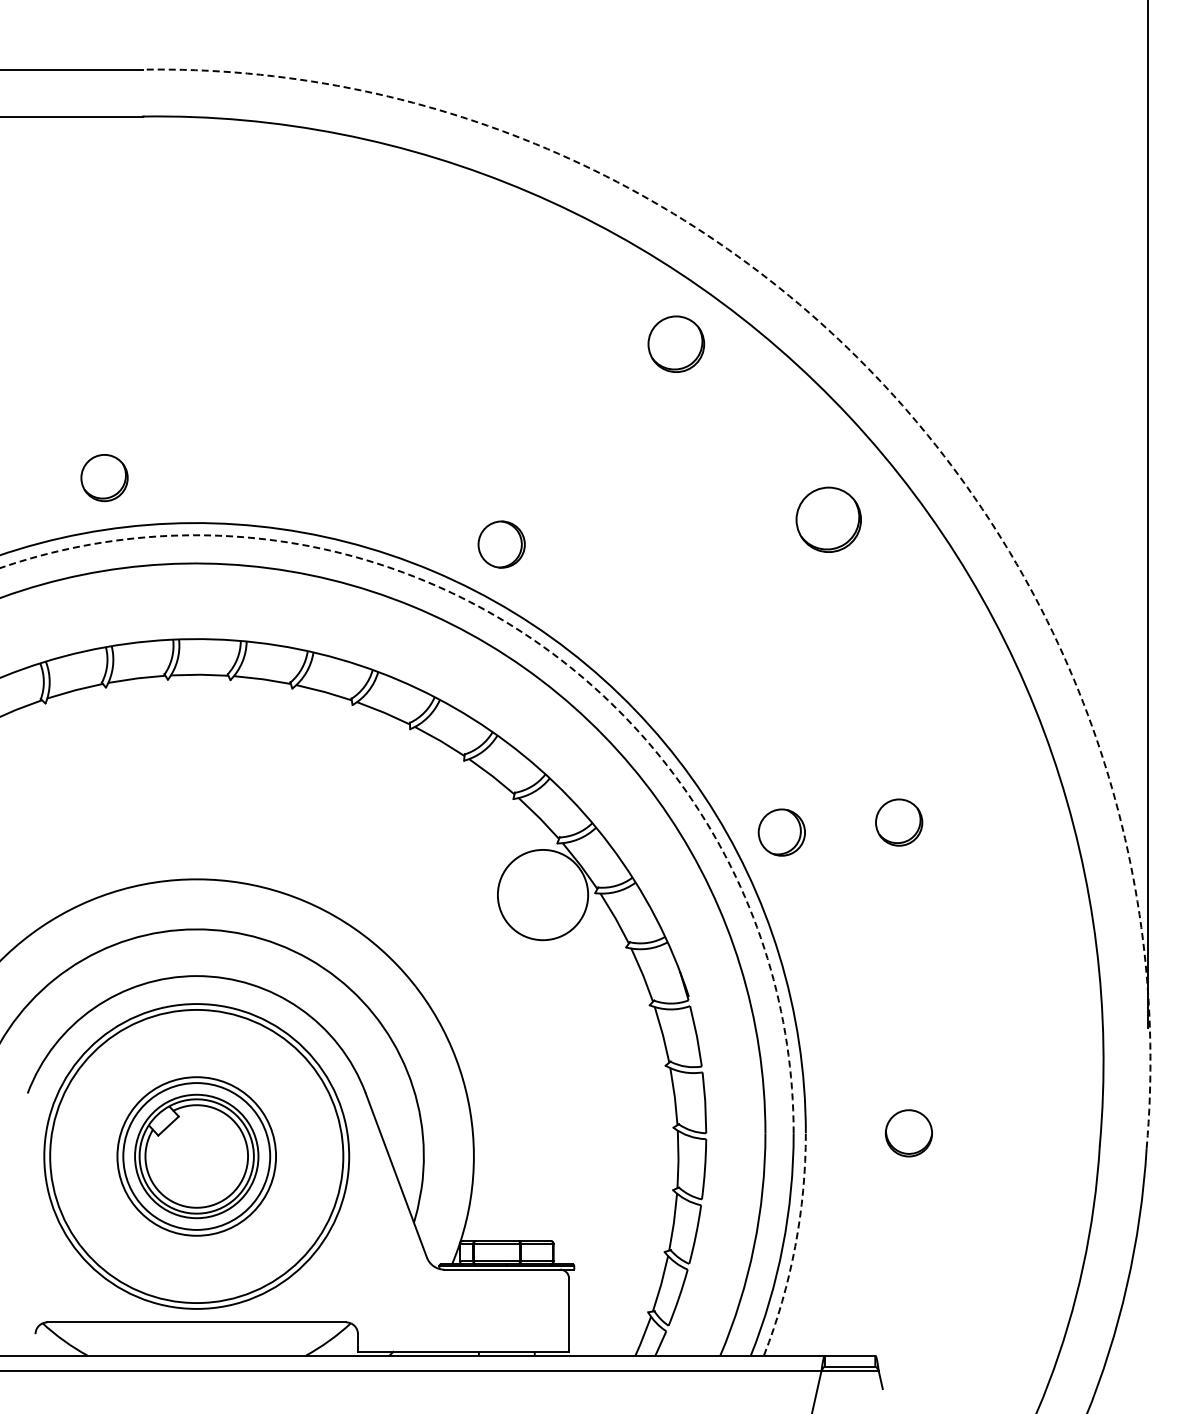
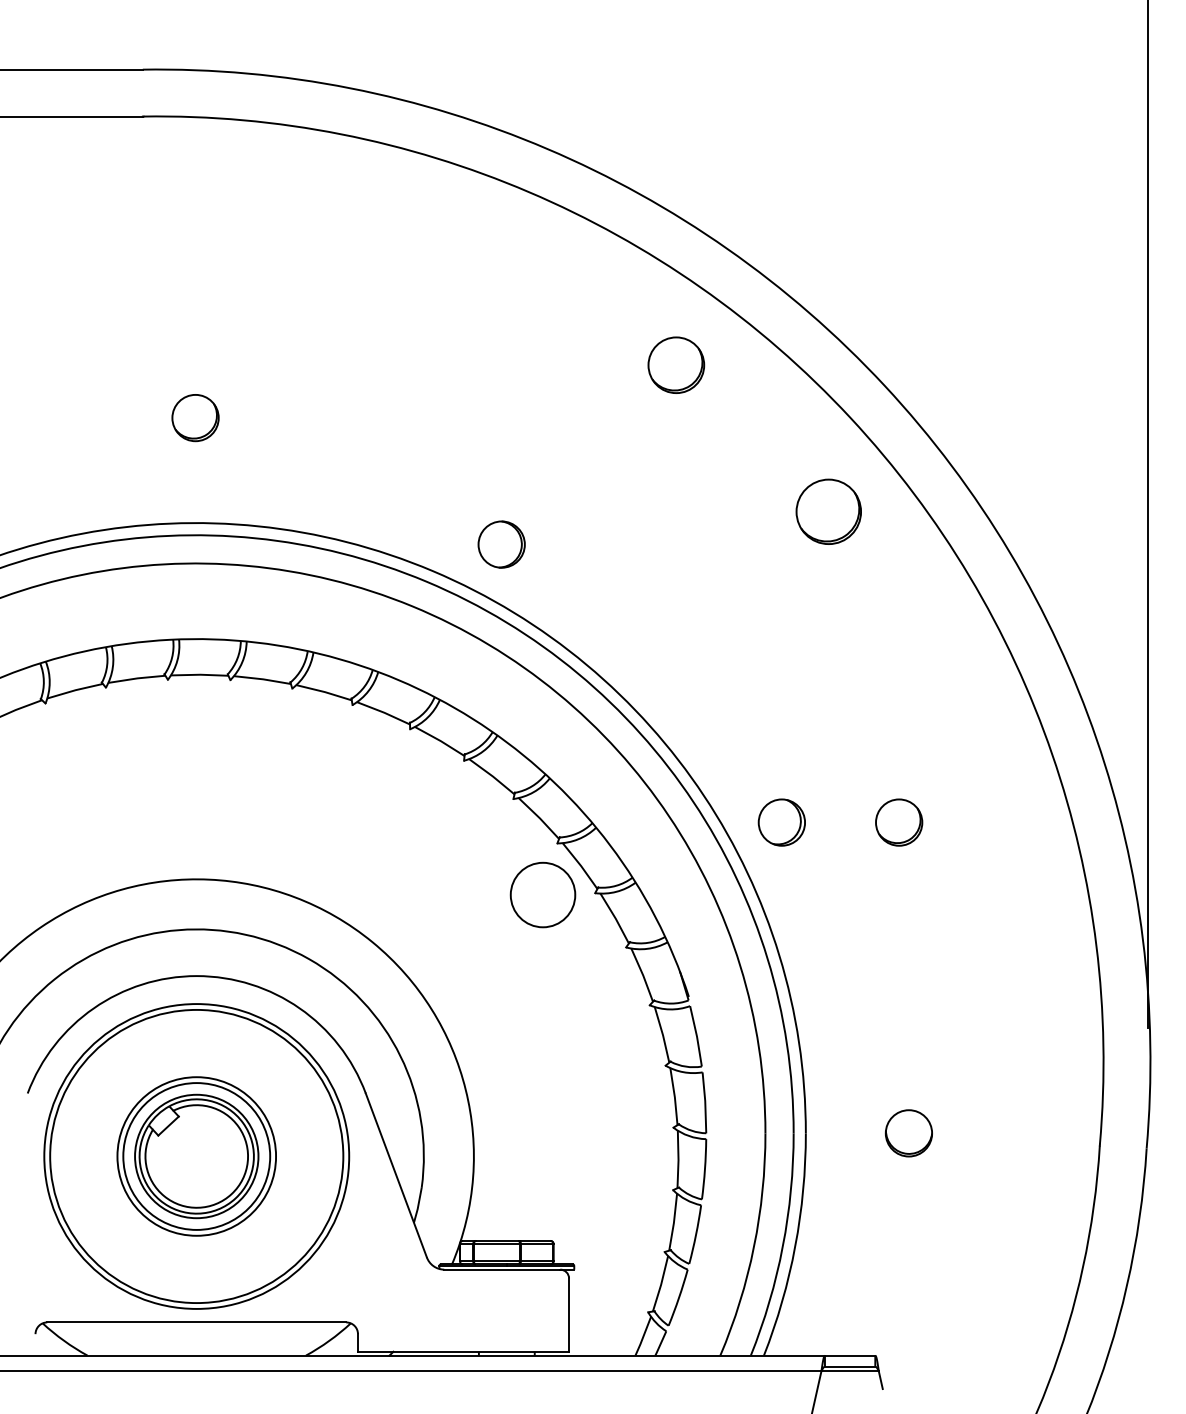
part position: (676, 343) -> (676, 364) (676, 364)
arc: dashed -> solid (884, 385)
part position: (104, 478) -> (195, 418) (195, 418)
part position: (828, 519) -> (828, 511) (828, 511)
arc: dashed -> solid (541, 645)
part position: (781, 832) -> (781, 822) (781, 822)
circle diameter: 90 px -> 64 px (542, 894)
arc: dashed -> solid (795, 1246)
